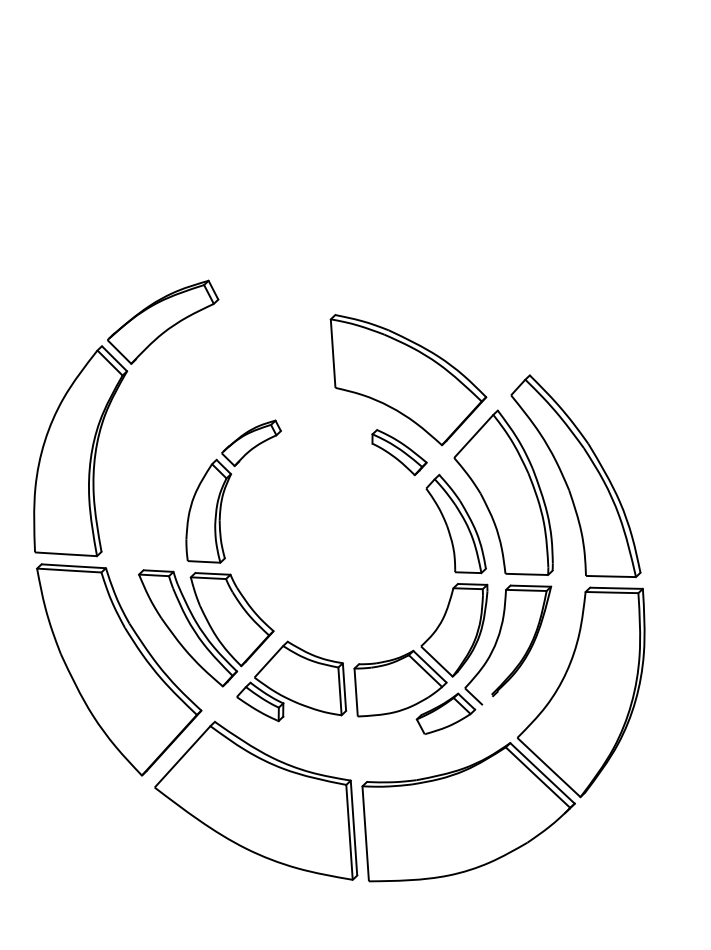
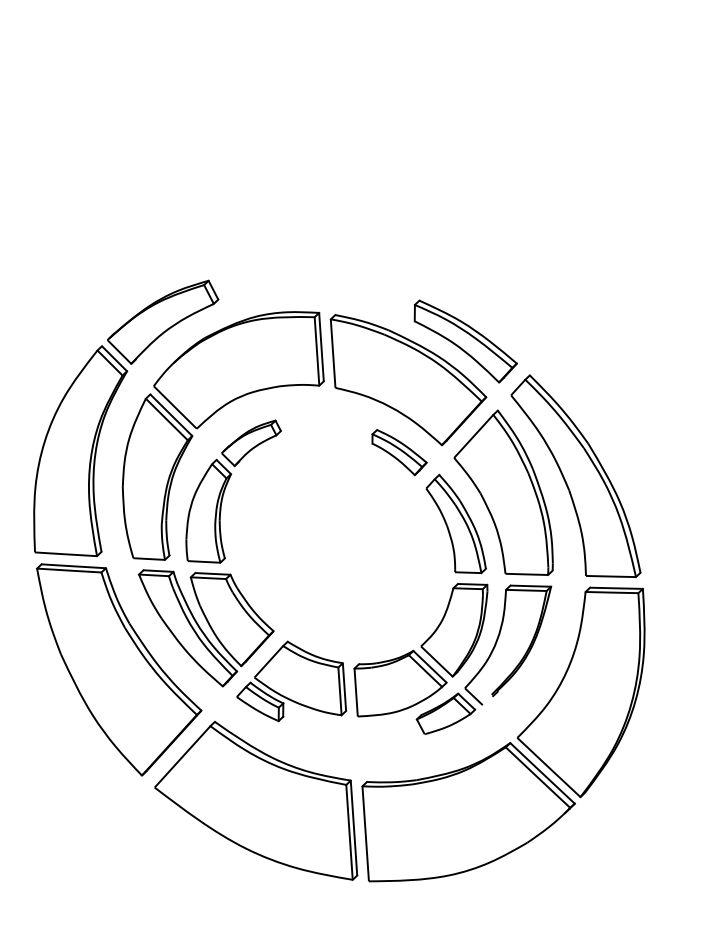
part: none -> present (465, 341)
part: none -> present (207, 420)
